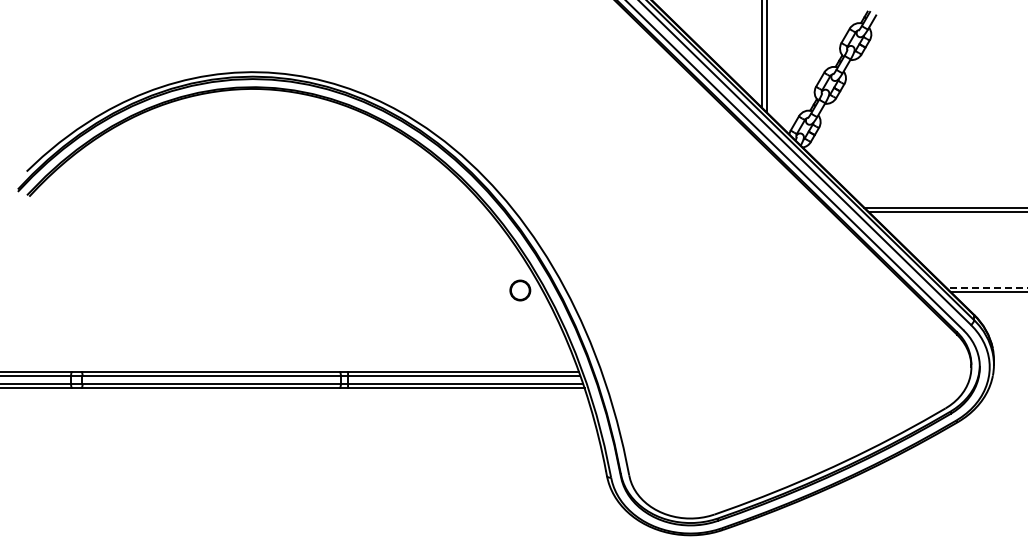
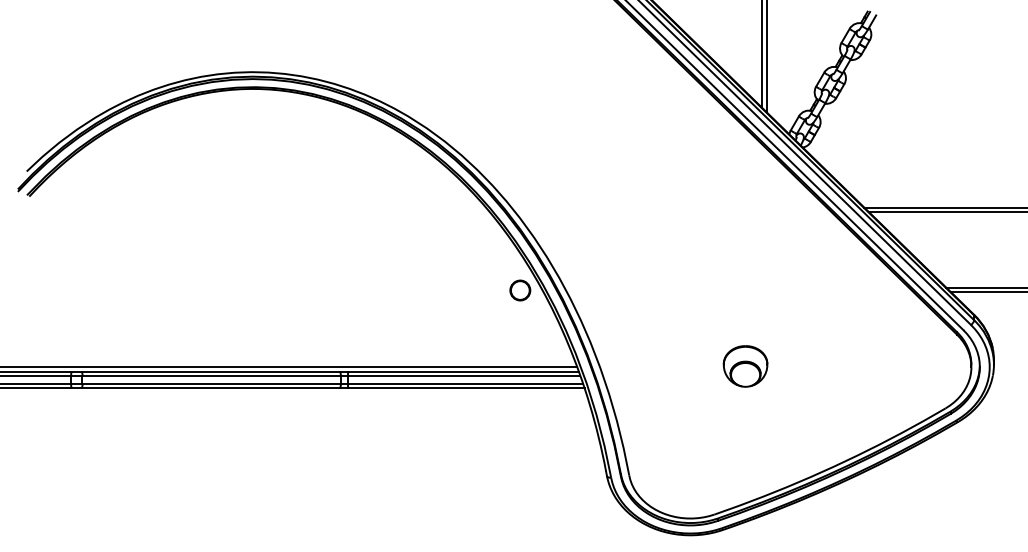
line: dashed -> solid (986, 287)
part: none -> present (745, 366)
line: none -> present (289, 367)
